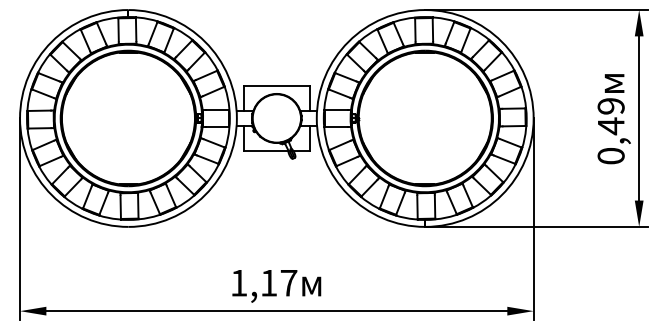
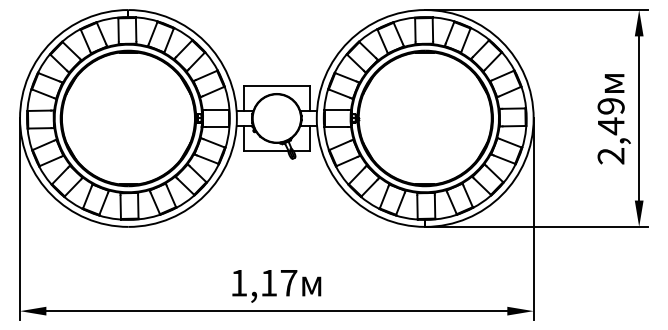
text: 0,49 -> 2,49 (610, 156)
